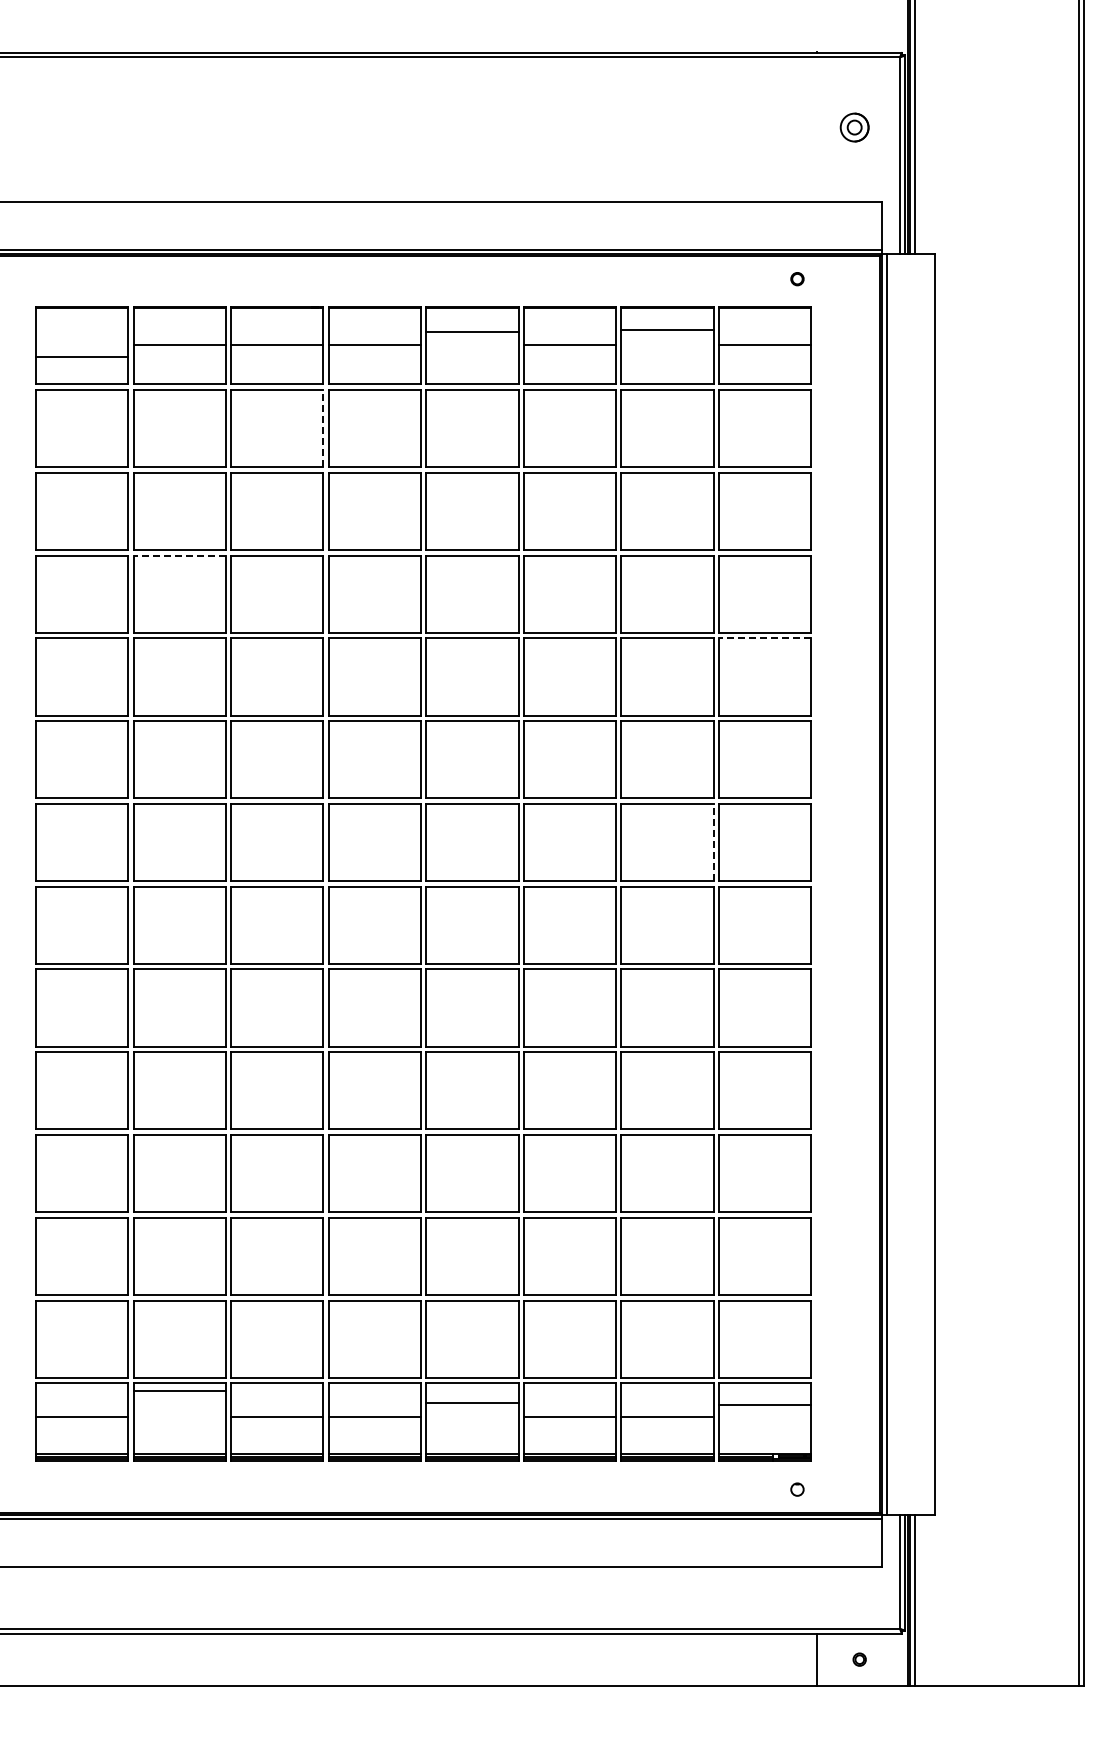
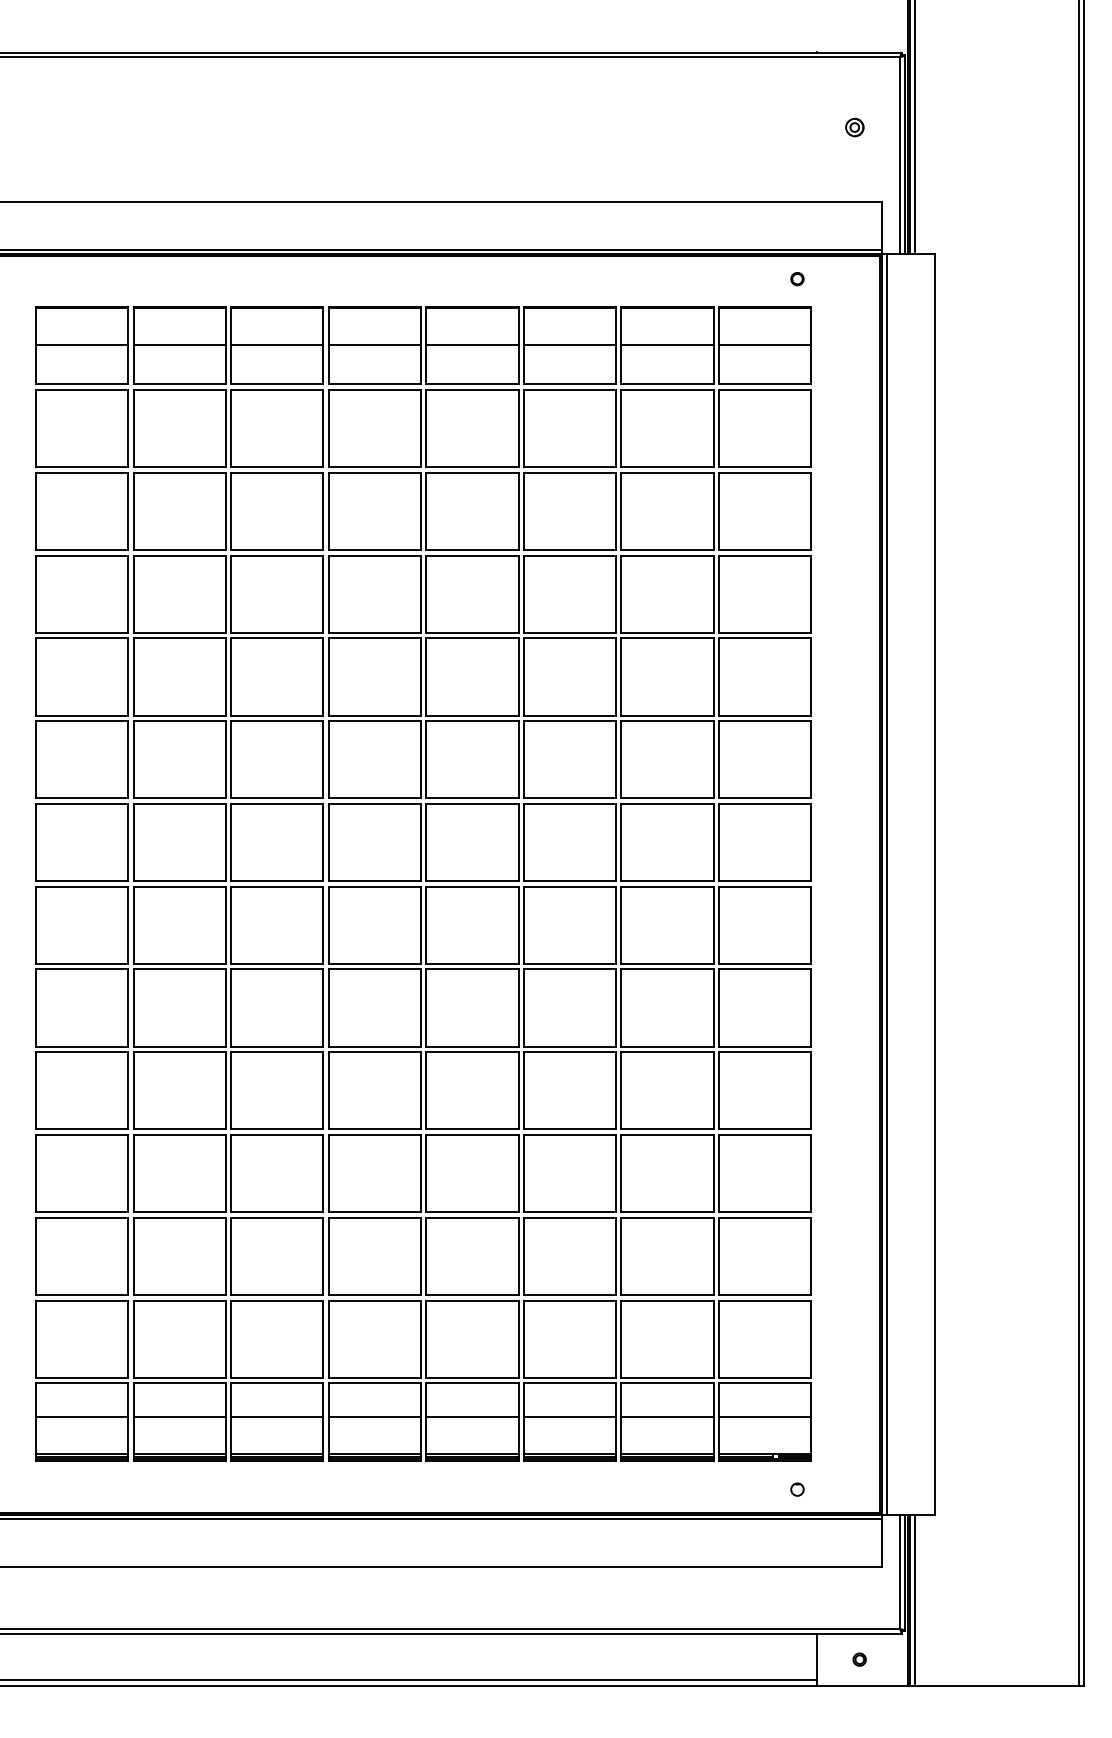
part size: 31x31 px -> 20x21 px (854, 127)
line position: (667, 329) -> (667, 344) (667, 344)
line position: (472, 331) -> (472, 344) (472, 344)
line position: (82, 356) -> (82, 344) (82, 344)
line: dashed -> solid (323, 428)
line: dashed -> solid (179, 555)
line: dashed -> solid (764, 638)
line: dashed -> solid (713, 842)
line position: (179, 1391) -> (179, 1417) (179, 1417)
line position: (472, 1403) -> (472, 1417) (472, 1417)
line position: (764, 1405) -> (764, 1417) (764, 1417)
line: none -> present (409, 1680)
